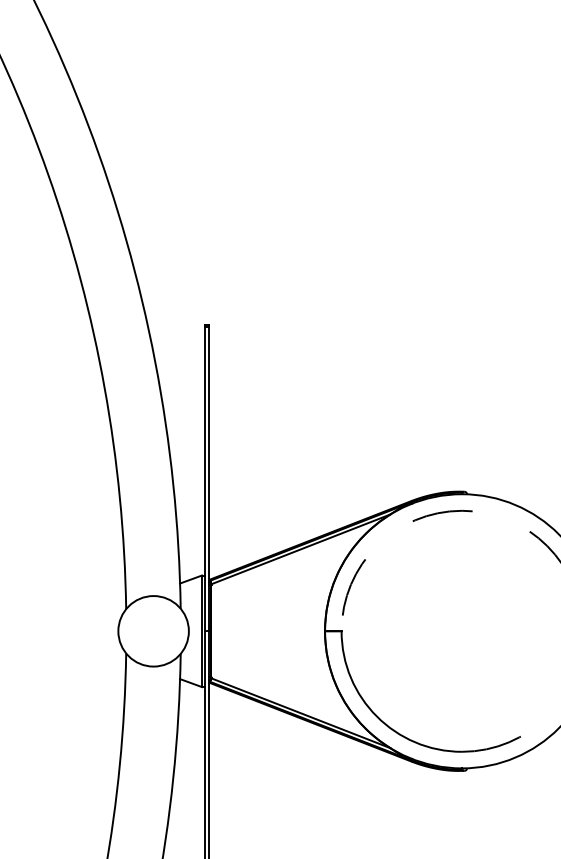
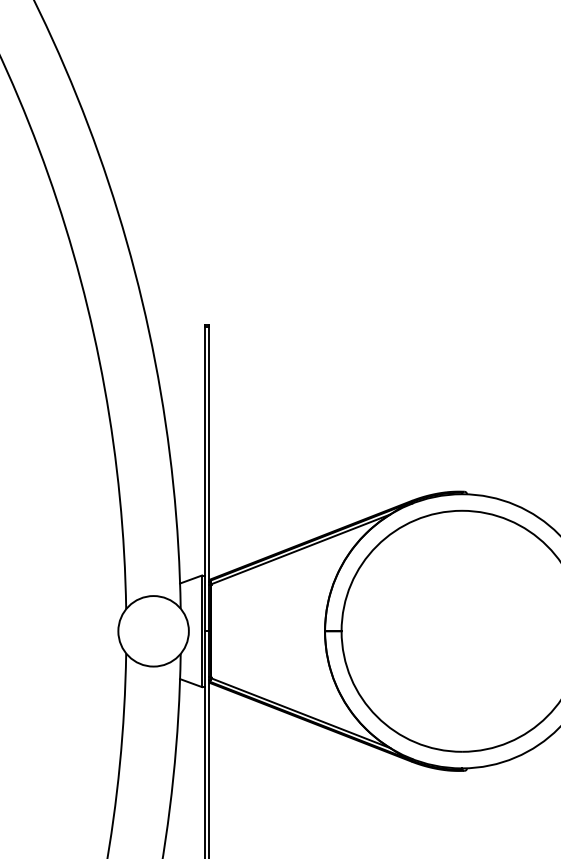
arc: dashed -> solid (482, 512)
